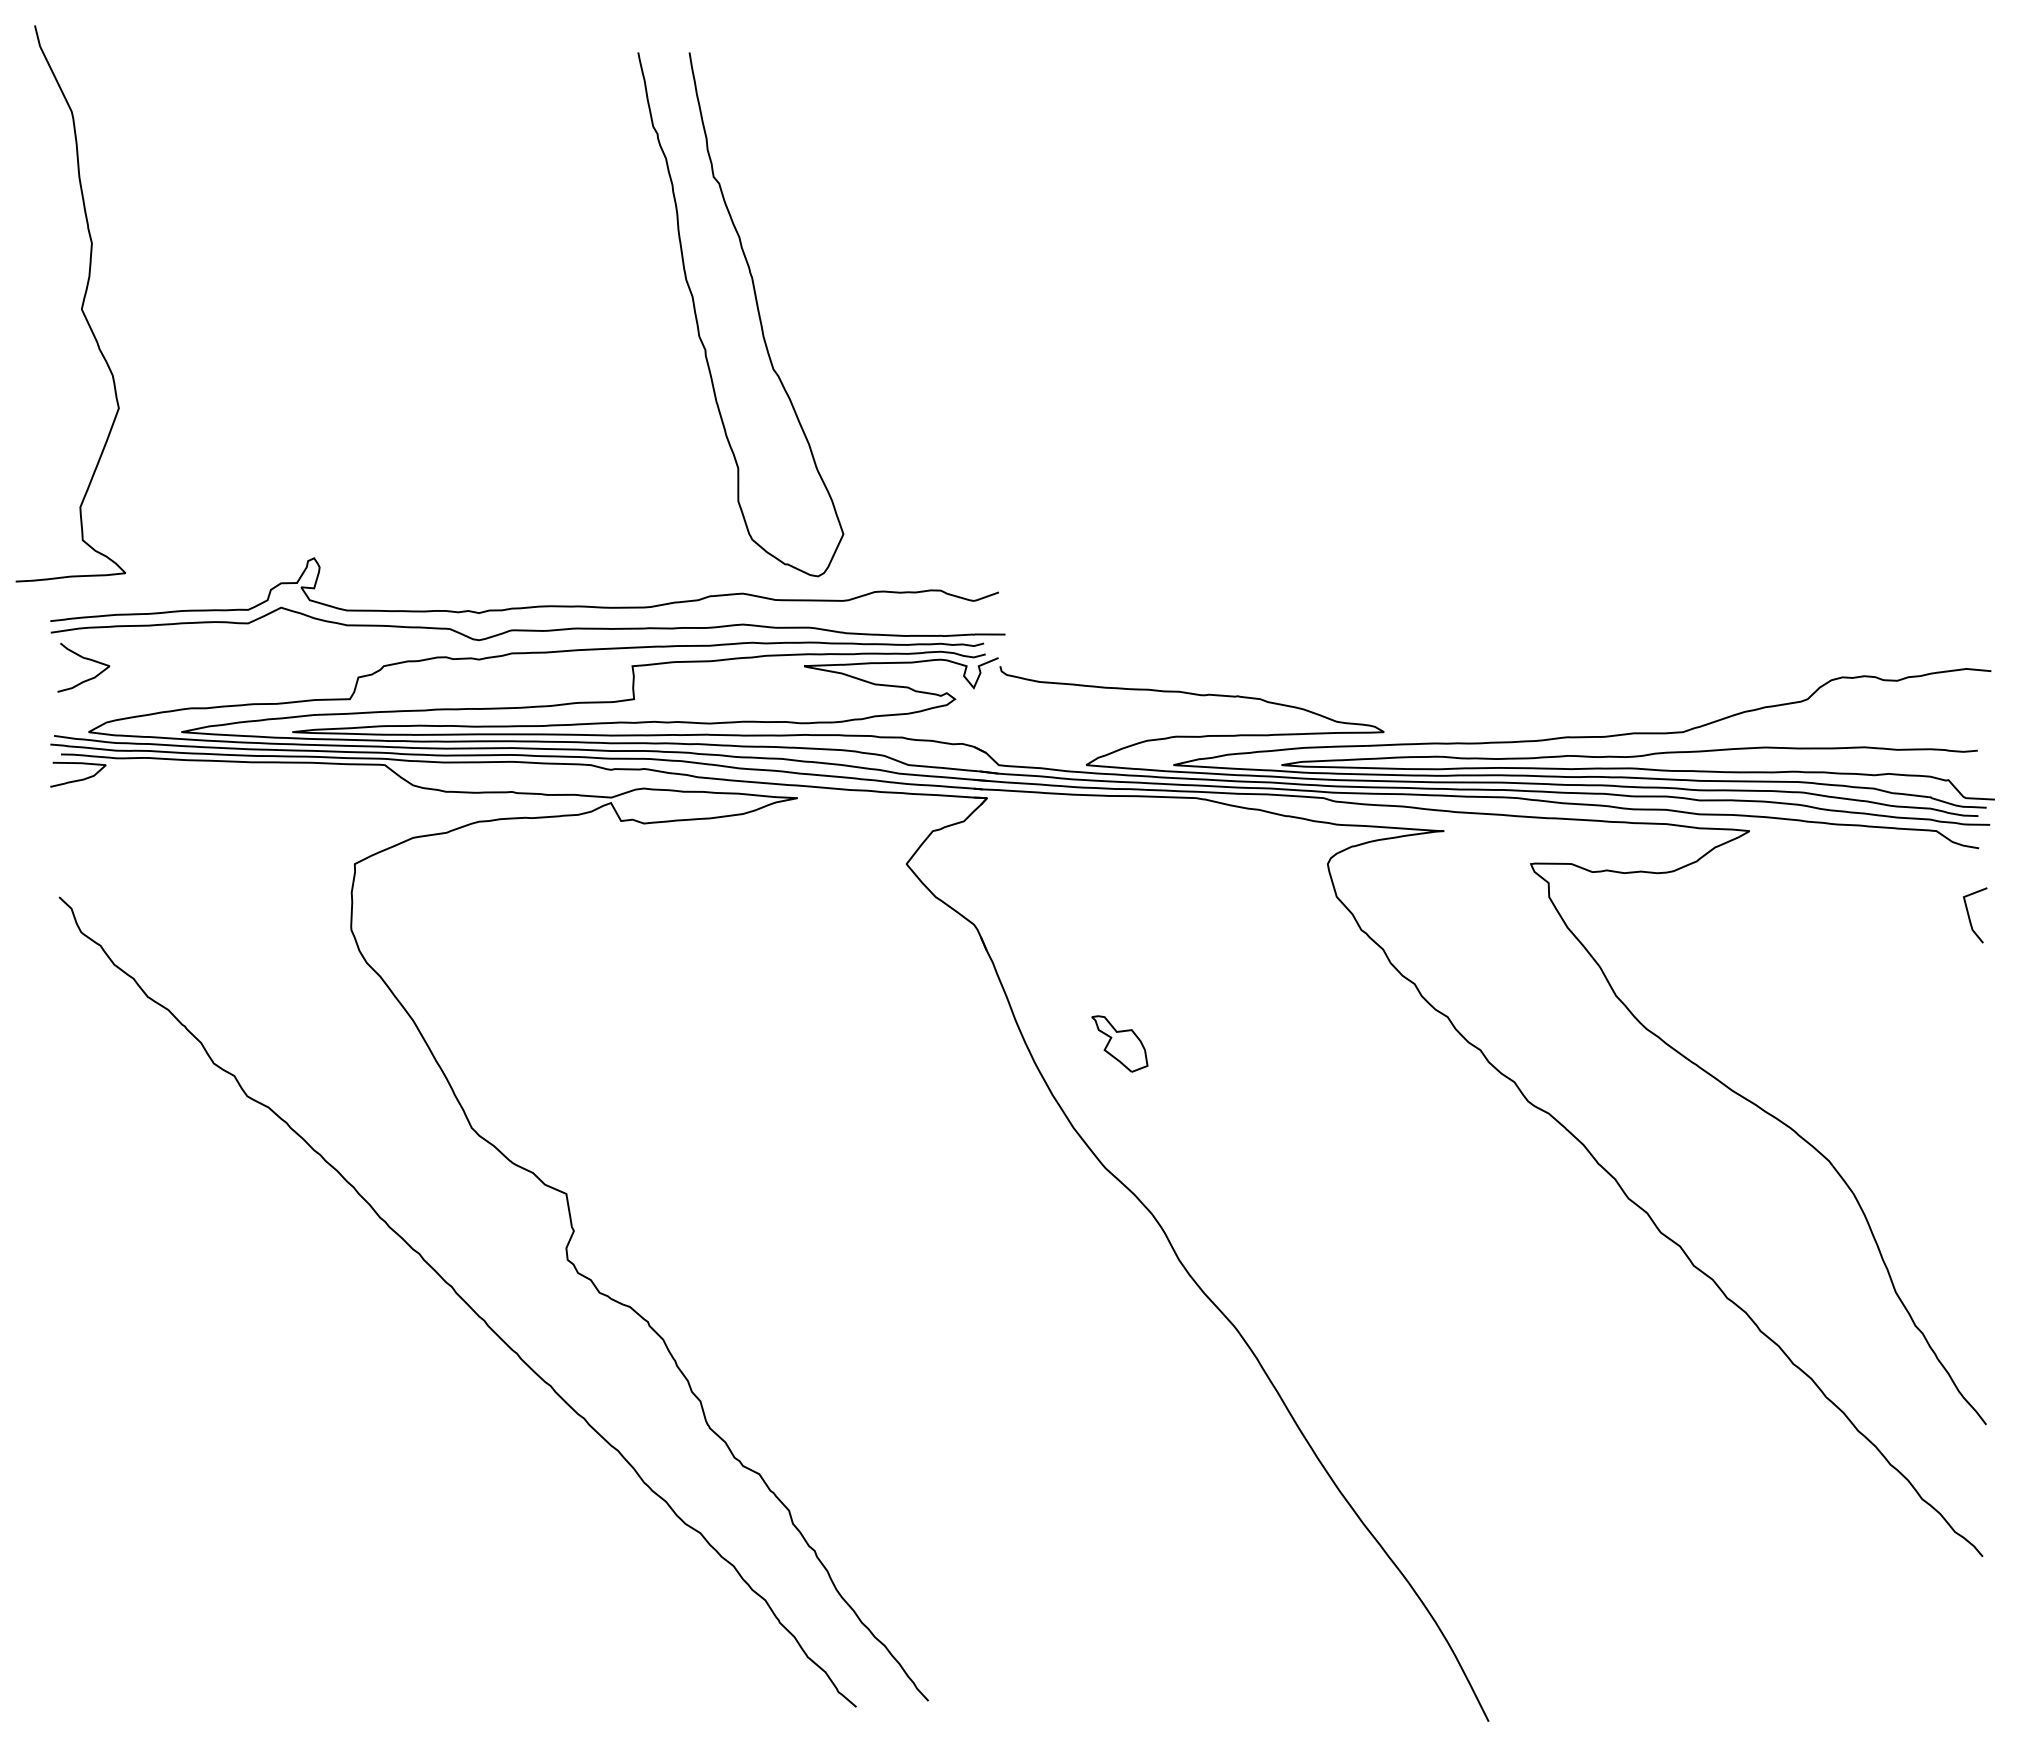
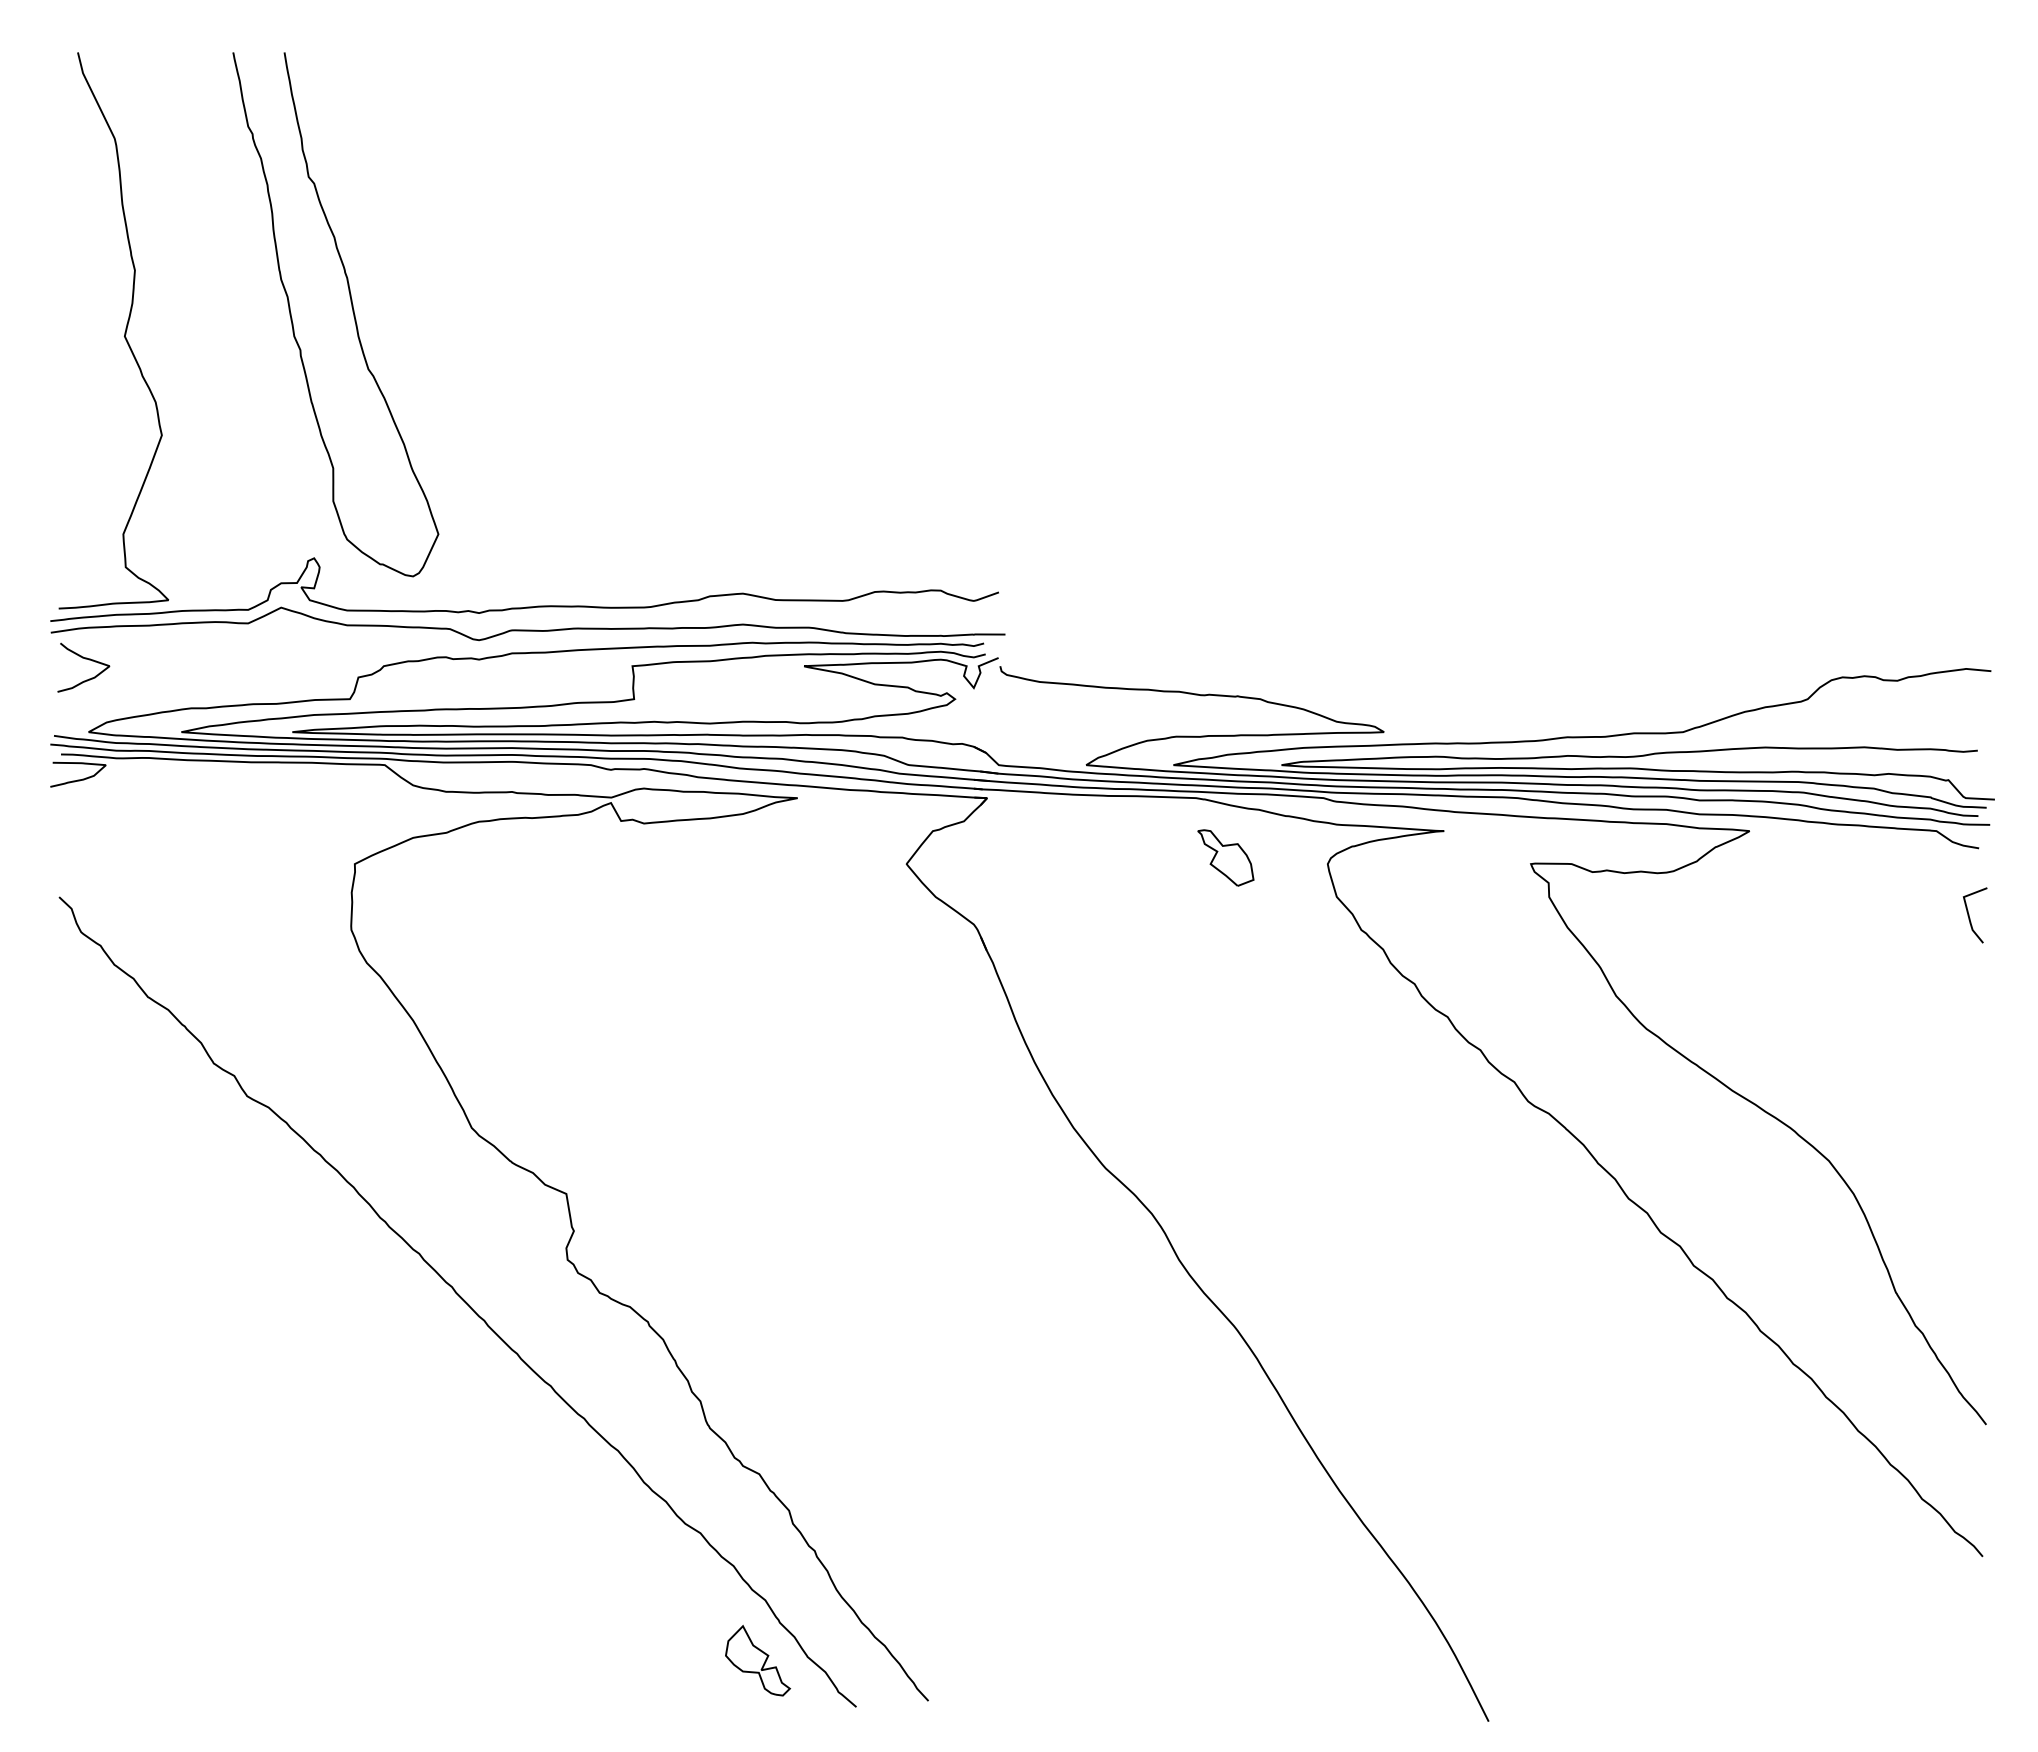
curve position: (81, 305) -> (124, 332) (124, 332)
curve position: (757, 312) -> (352, 312) (352, 312)
part position: (1119, 1043) -> (1225, 857) (1225, 857)
part: none -> present (758, 1660)
